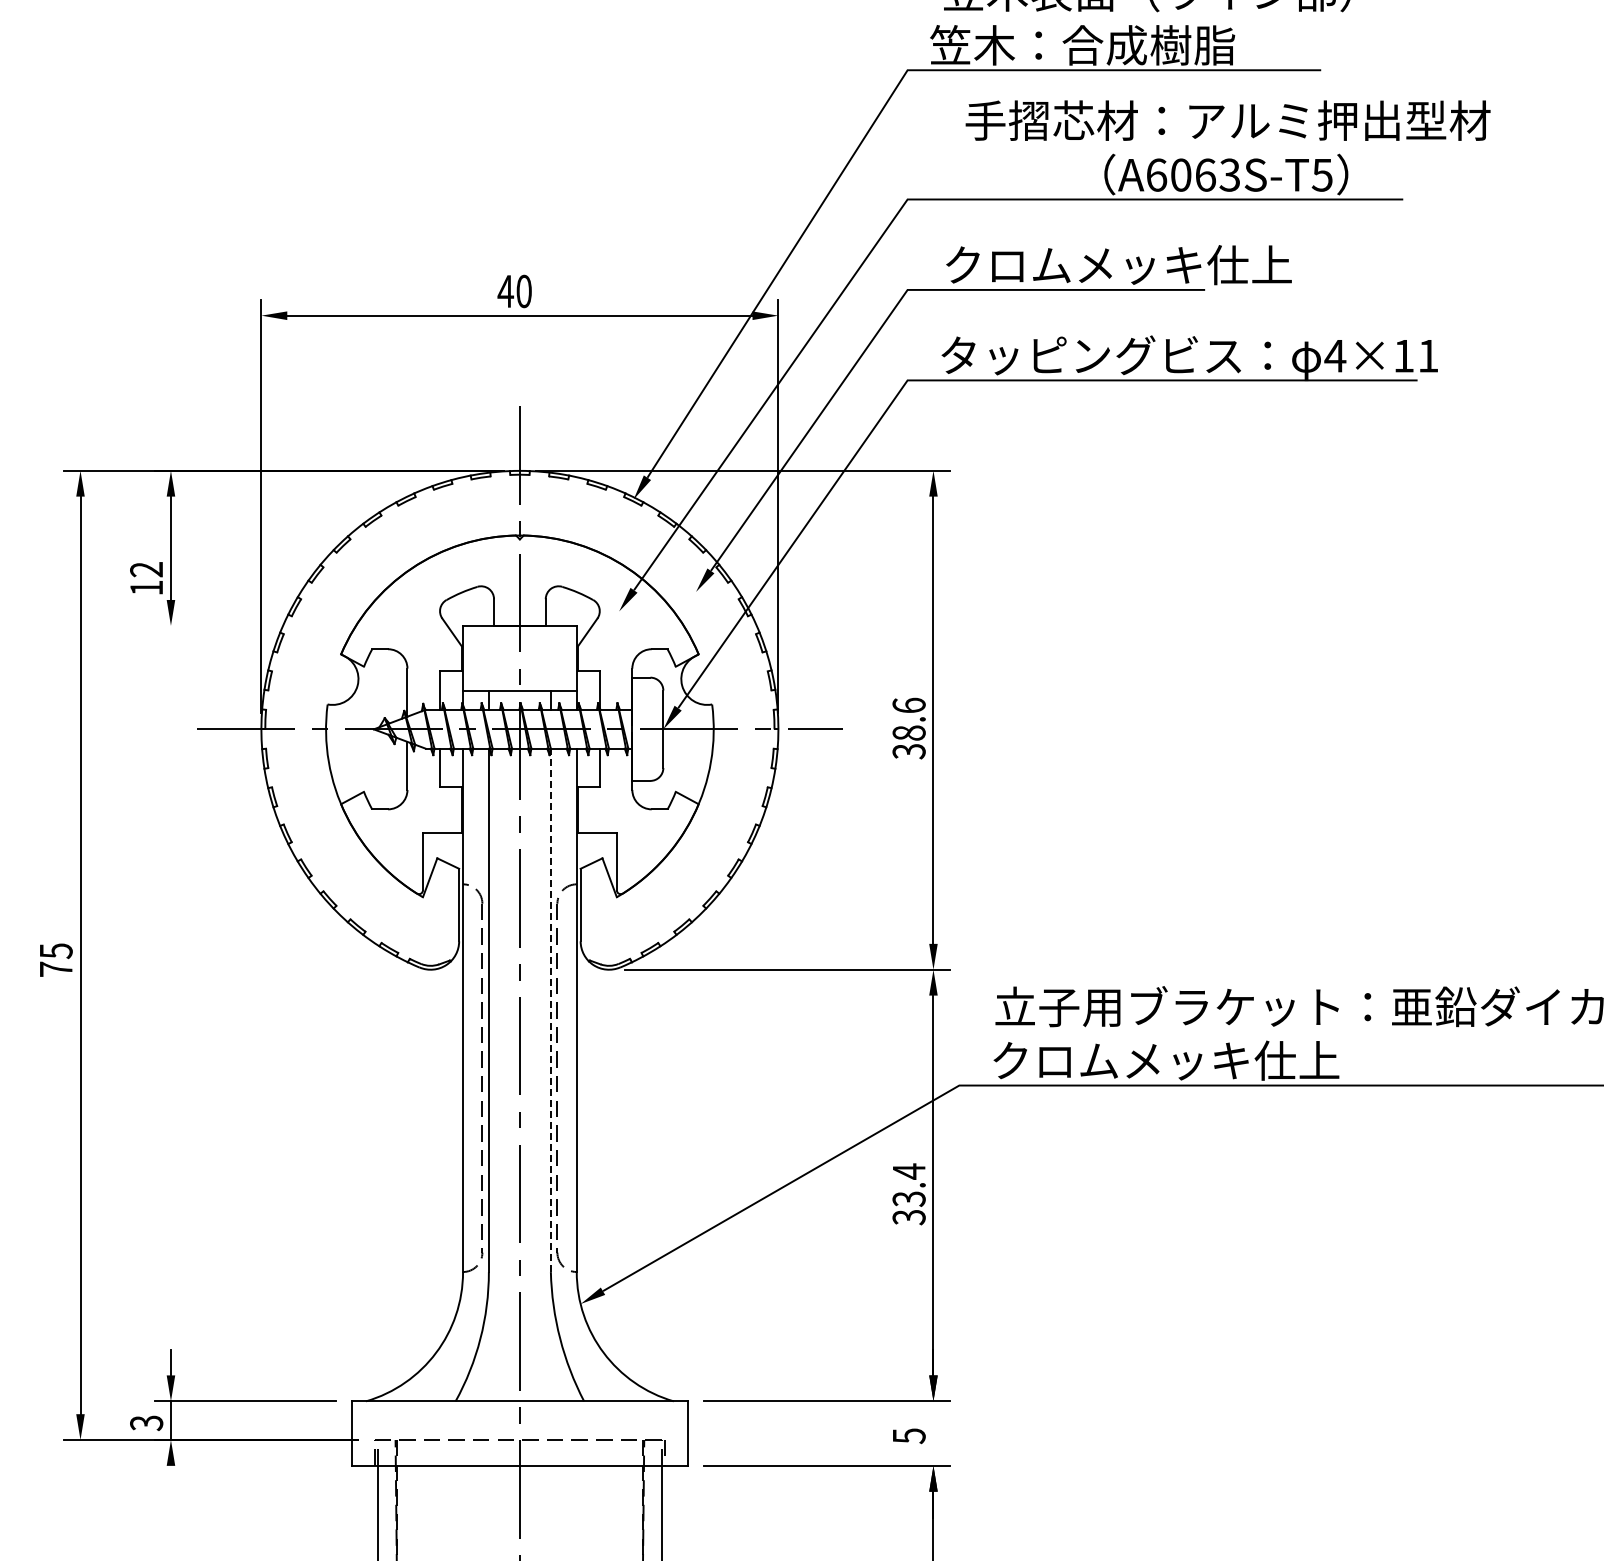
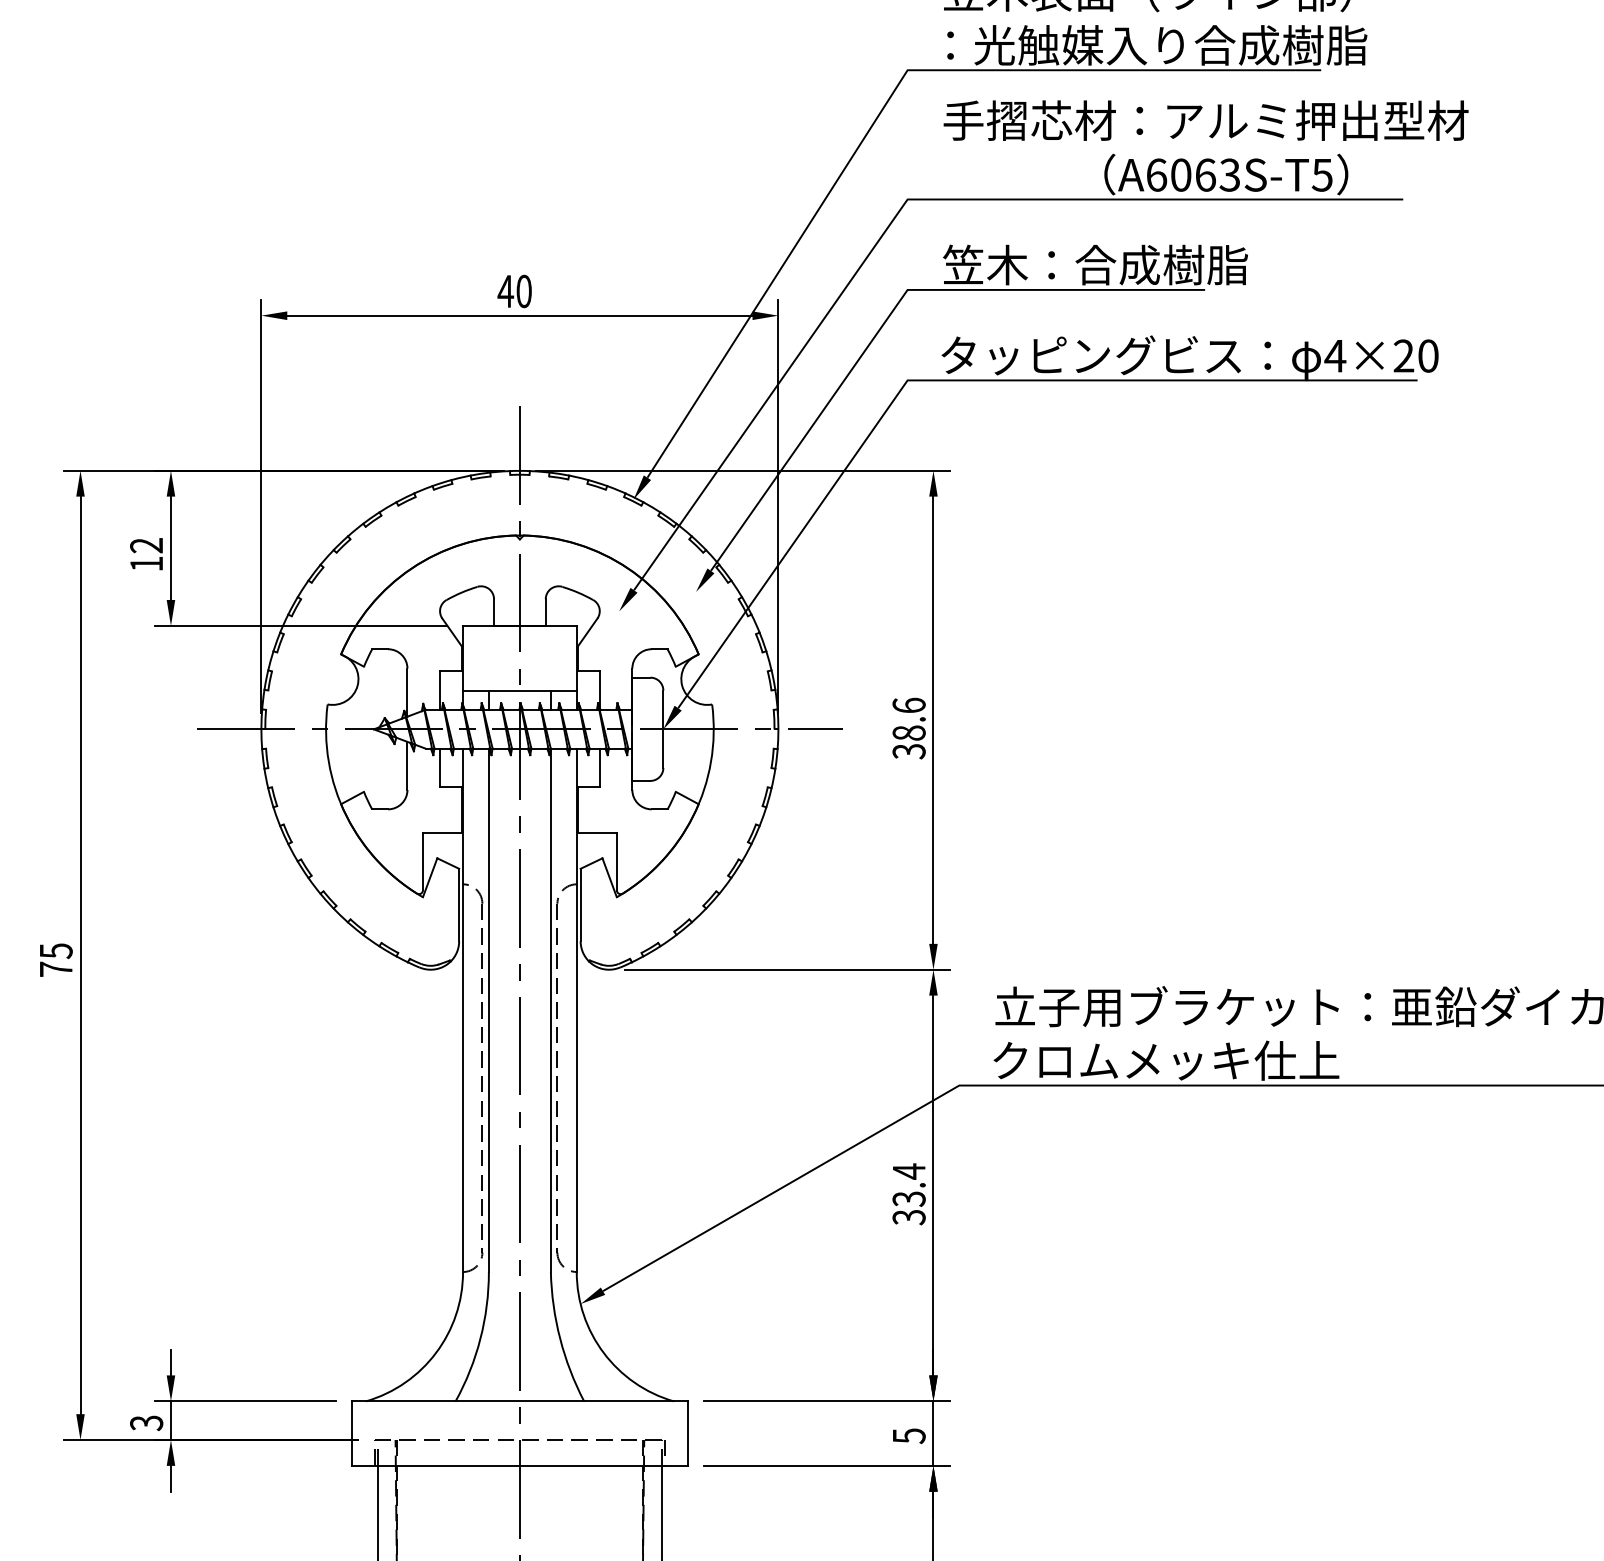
text: 笠木：合成樹脂 -> ：光触媒入り合成樹脂 (1148, 45)
text position: (1227, 120) -> (1205, 120) (1205, 120)
text: クロムメッキ仕上 -> 笠木：合成樹脂 (1117, 264)
text: 4×11 -> 4×20 (1415, 355)
text position: (146, 578) -> (146, 554) (146, 554)
line: none -> present (300, 625)
line: dashed -> solid (550, 1010)
line: none -> present (933, 1433)
line: none -> present (170, 1478)
